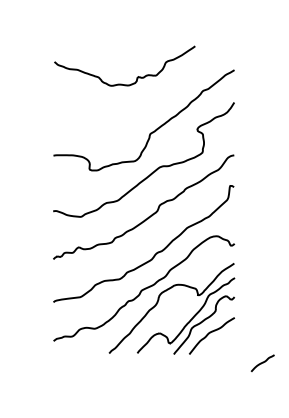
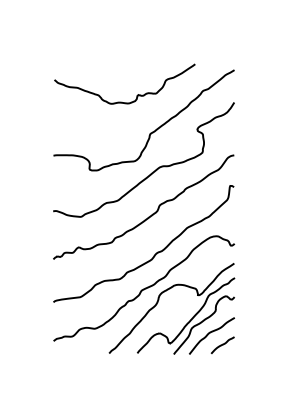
curve position: (136, 77) -> (136, 95) (136, 95)
curve position: (262, 362) -> (222, 344) (222, 344)
